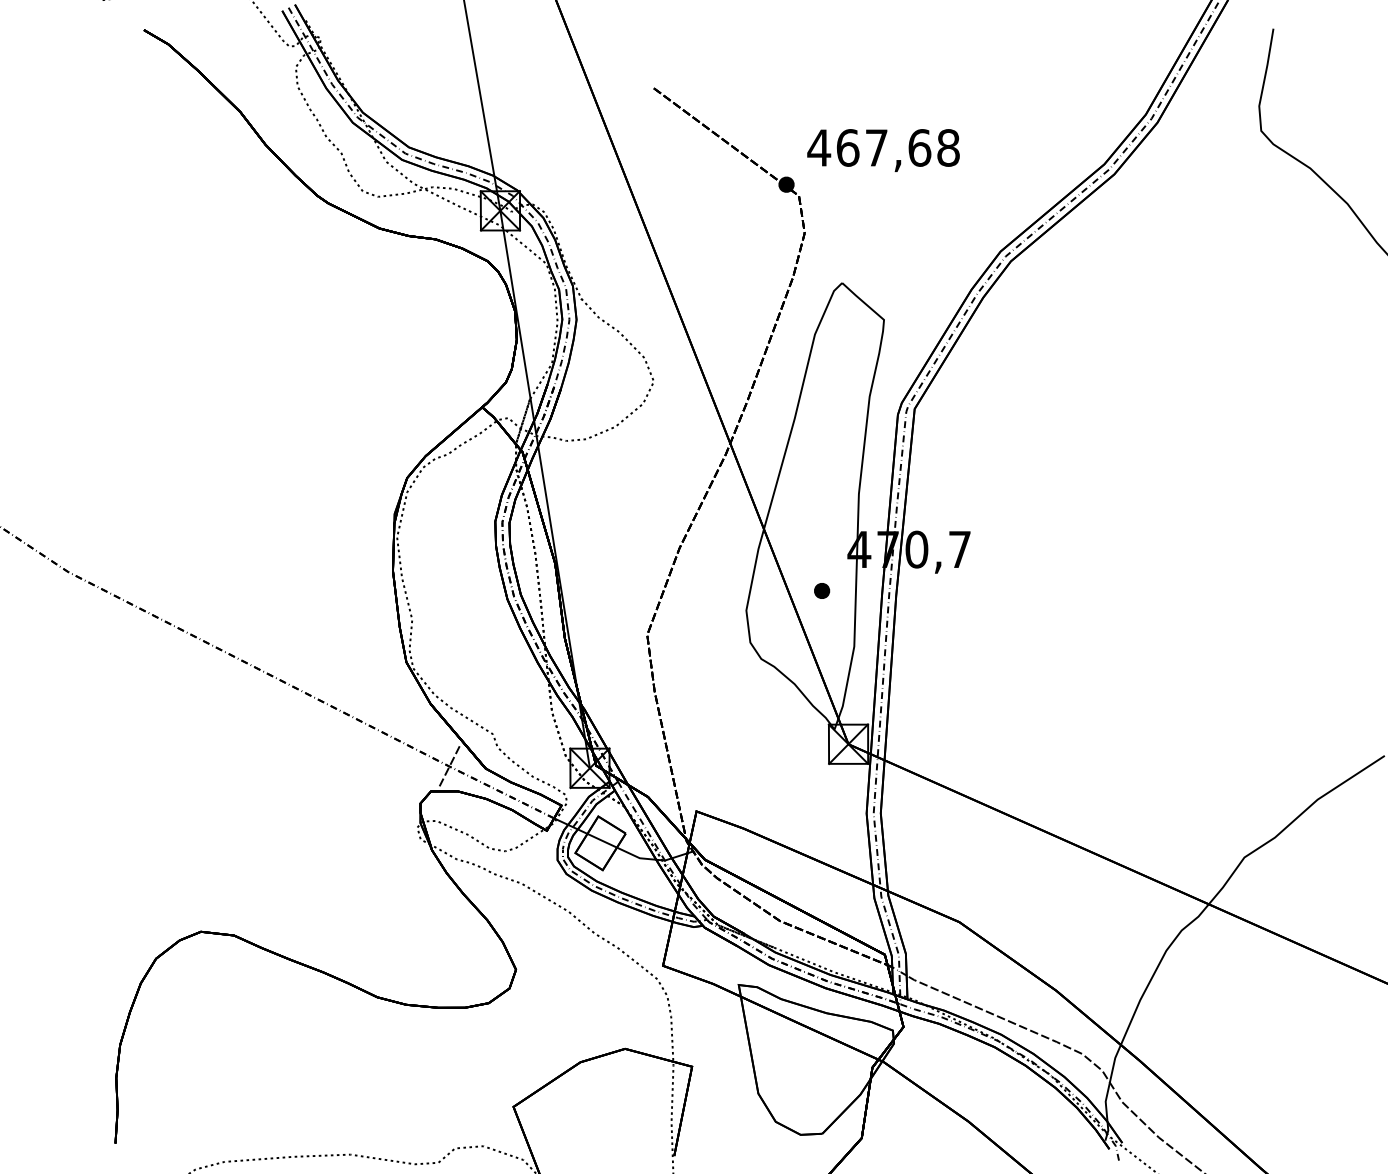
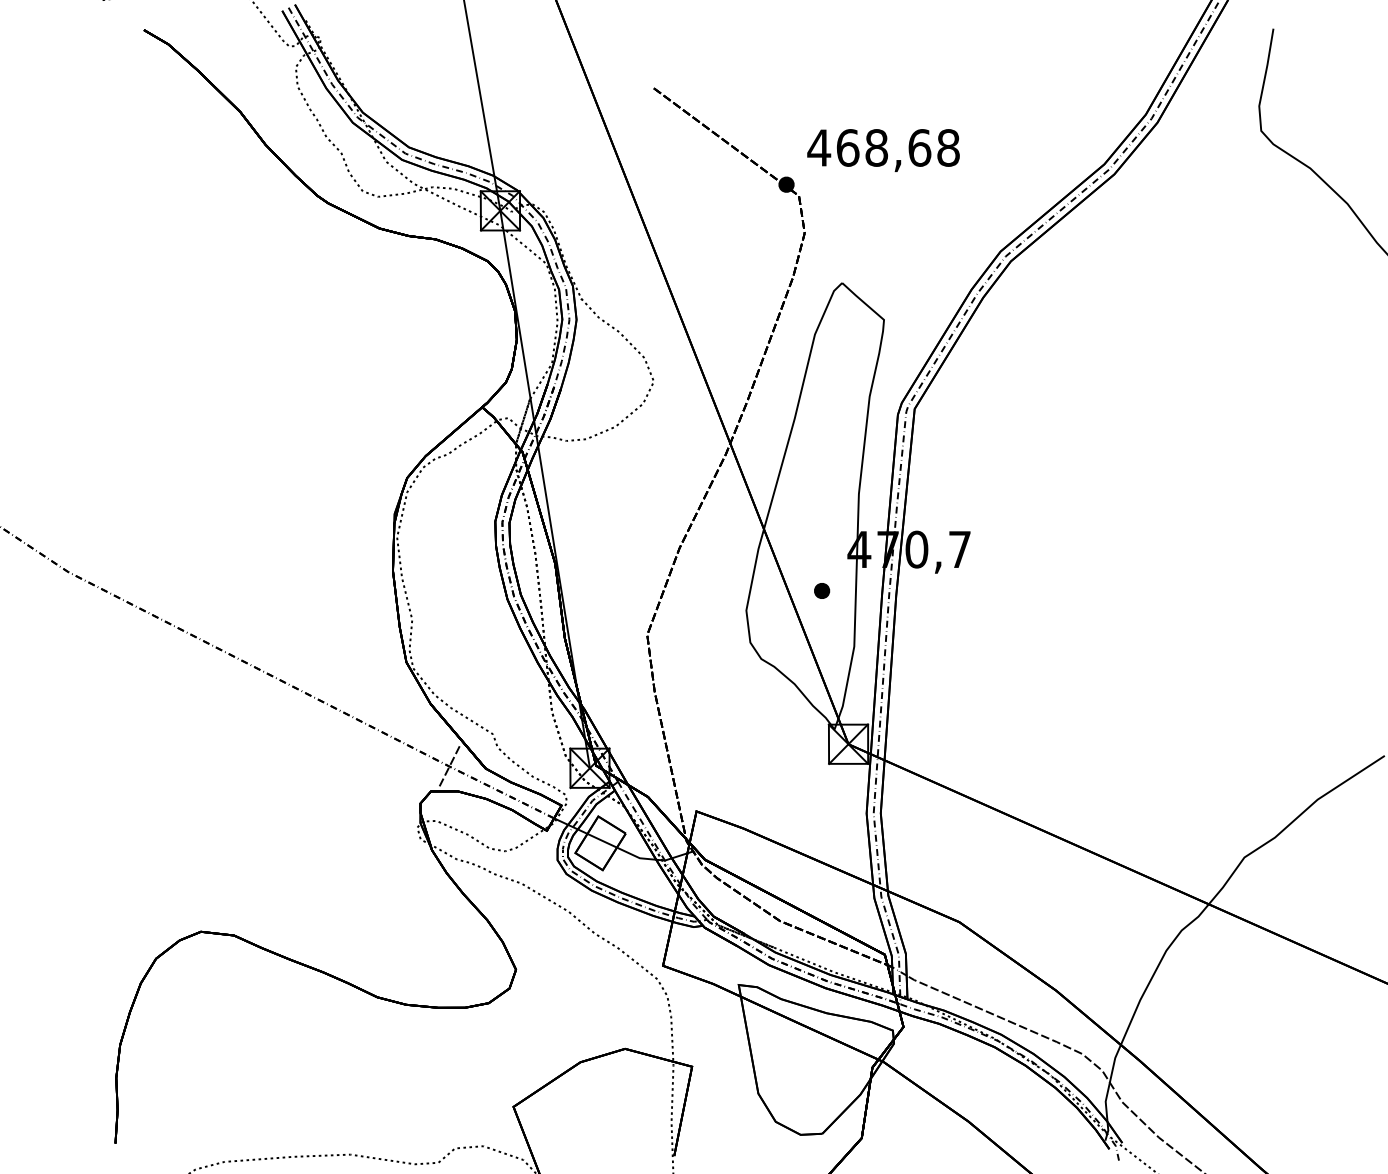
text: 467,68 -> 468,68 (876, 147)
